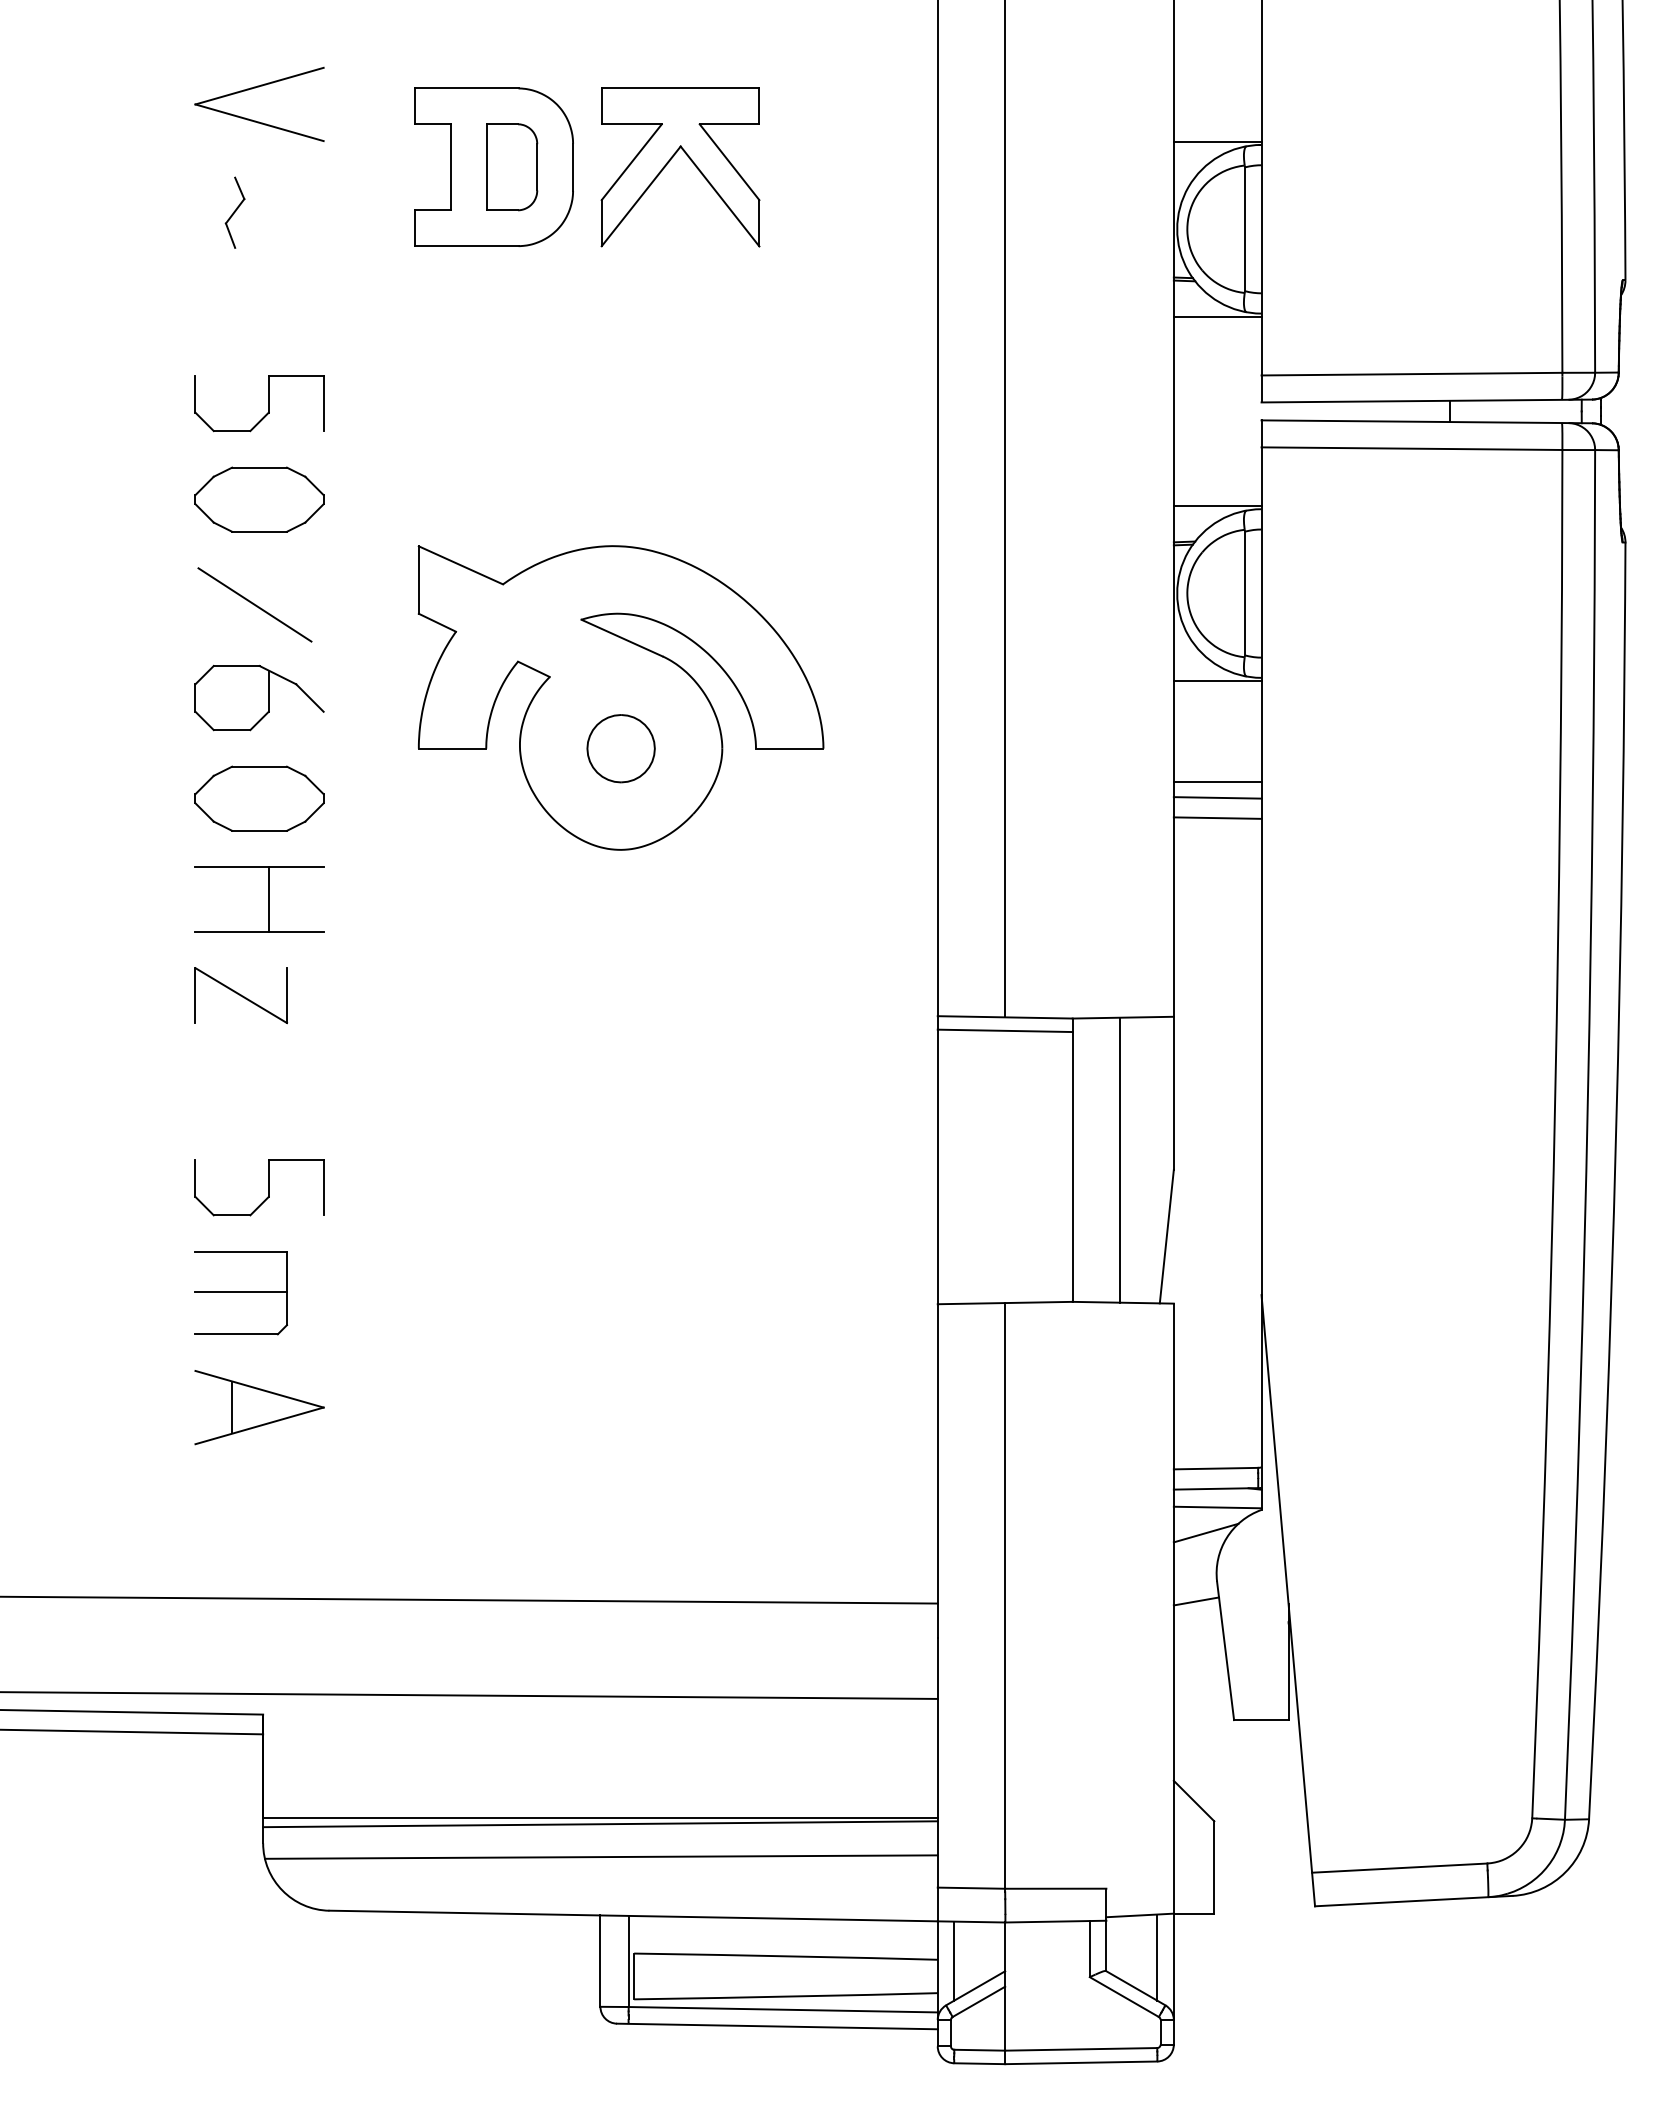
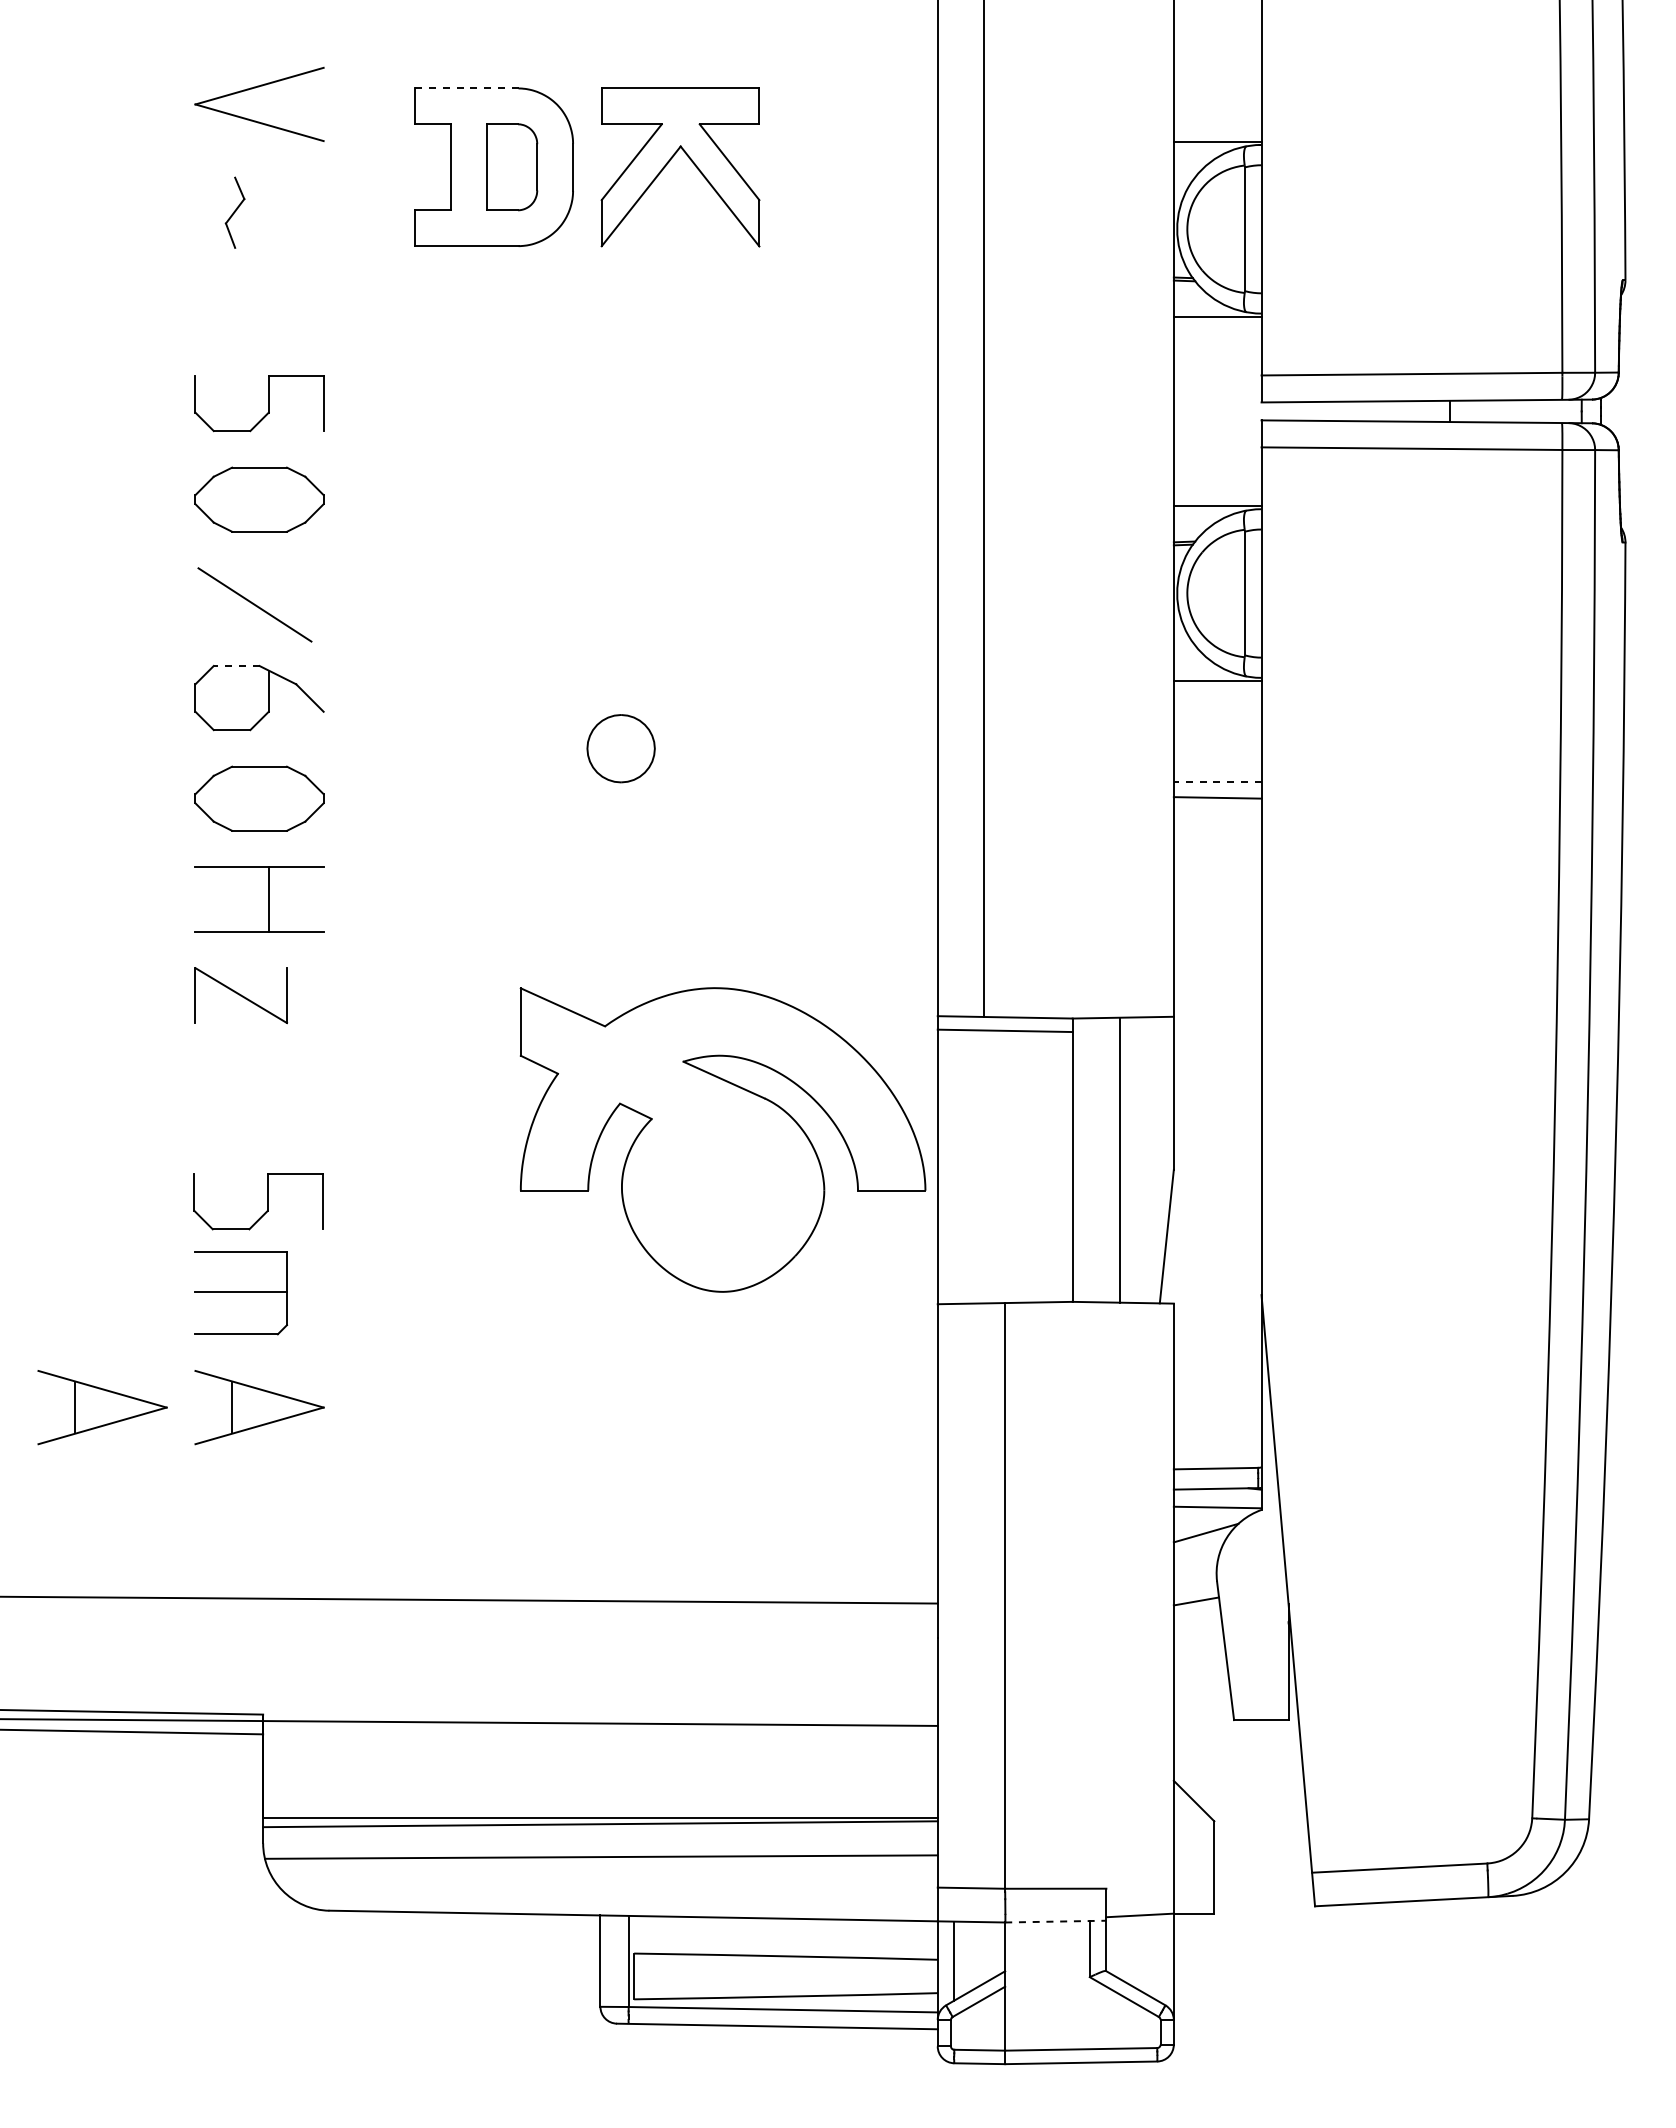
line: solid -> dashed (467, 88)
line position: (1005, 509) -> (984, 509) (984, 509)
line: solid -> dashed (236, 666)
part position: (620, 697) -> (722, 1139) (722, 1139)
line: solid -> dashed (1217, 782)
line: present -> none (1217, 817)
part position: (268, 1187) -> (267, 1201) (267, 1201)
part: none -> present (102, 1407)
line position: (469, 1695) -> (469, 1722) (469, 1722)
line: solid -> dashed (1055, 1921)
line: present -> none (1157, 1957)
